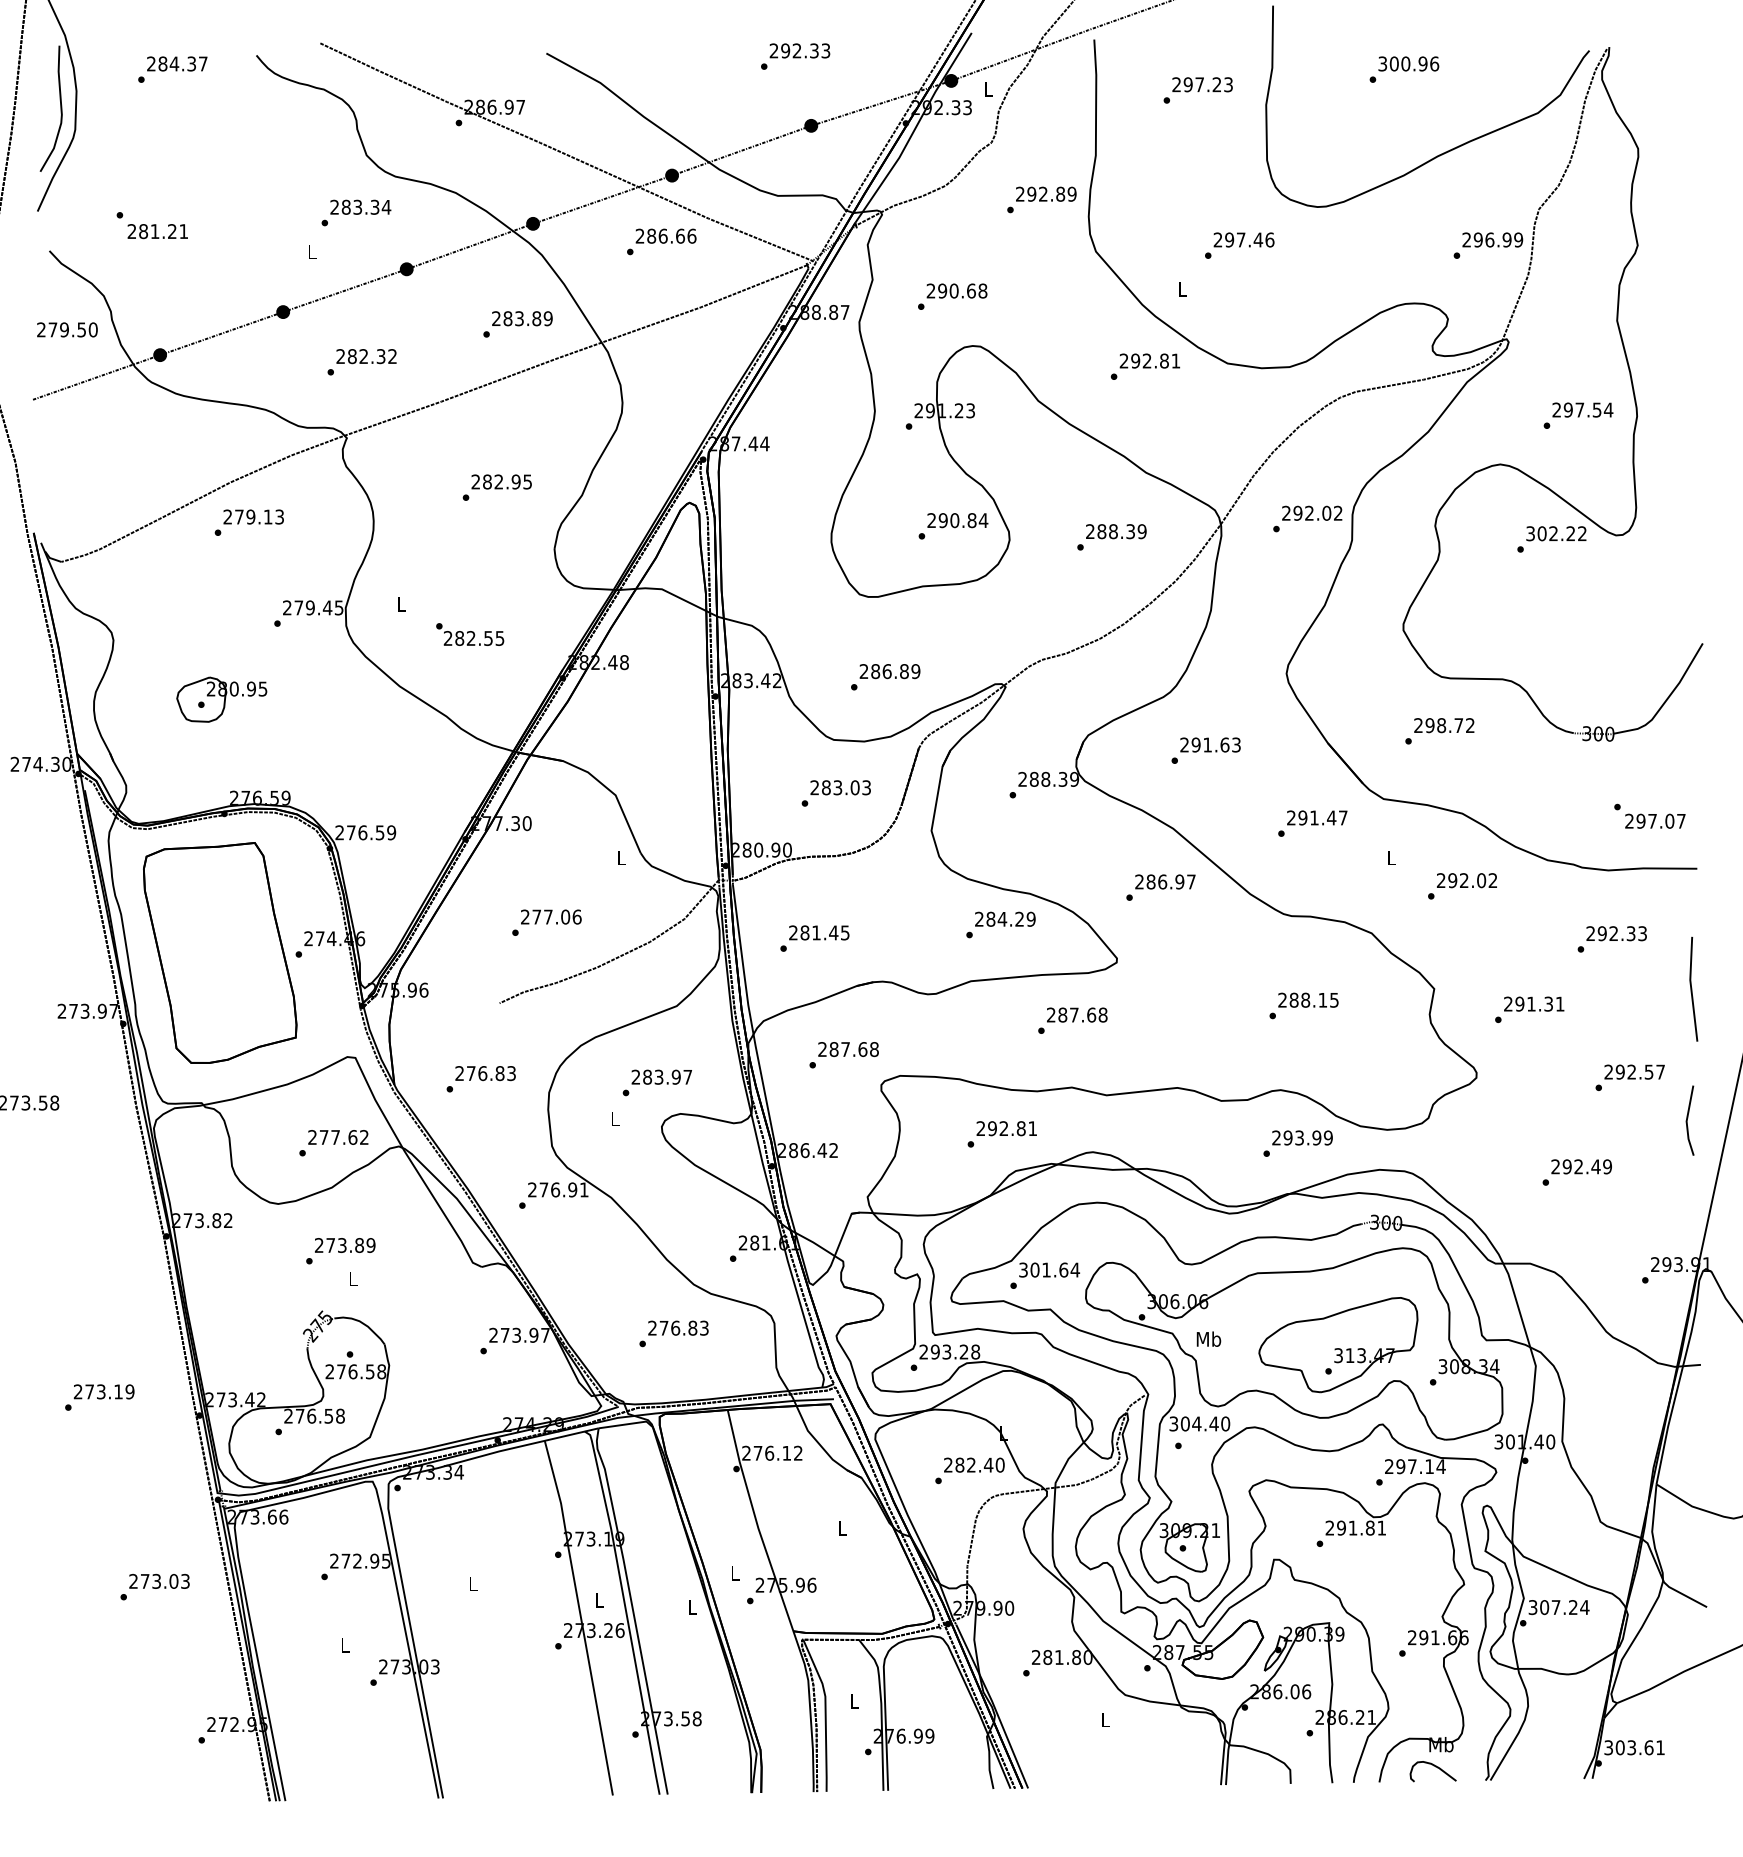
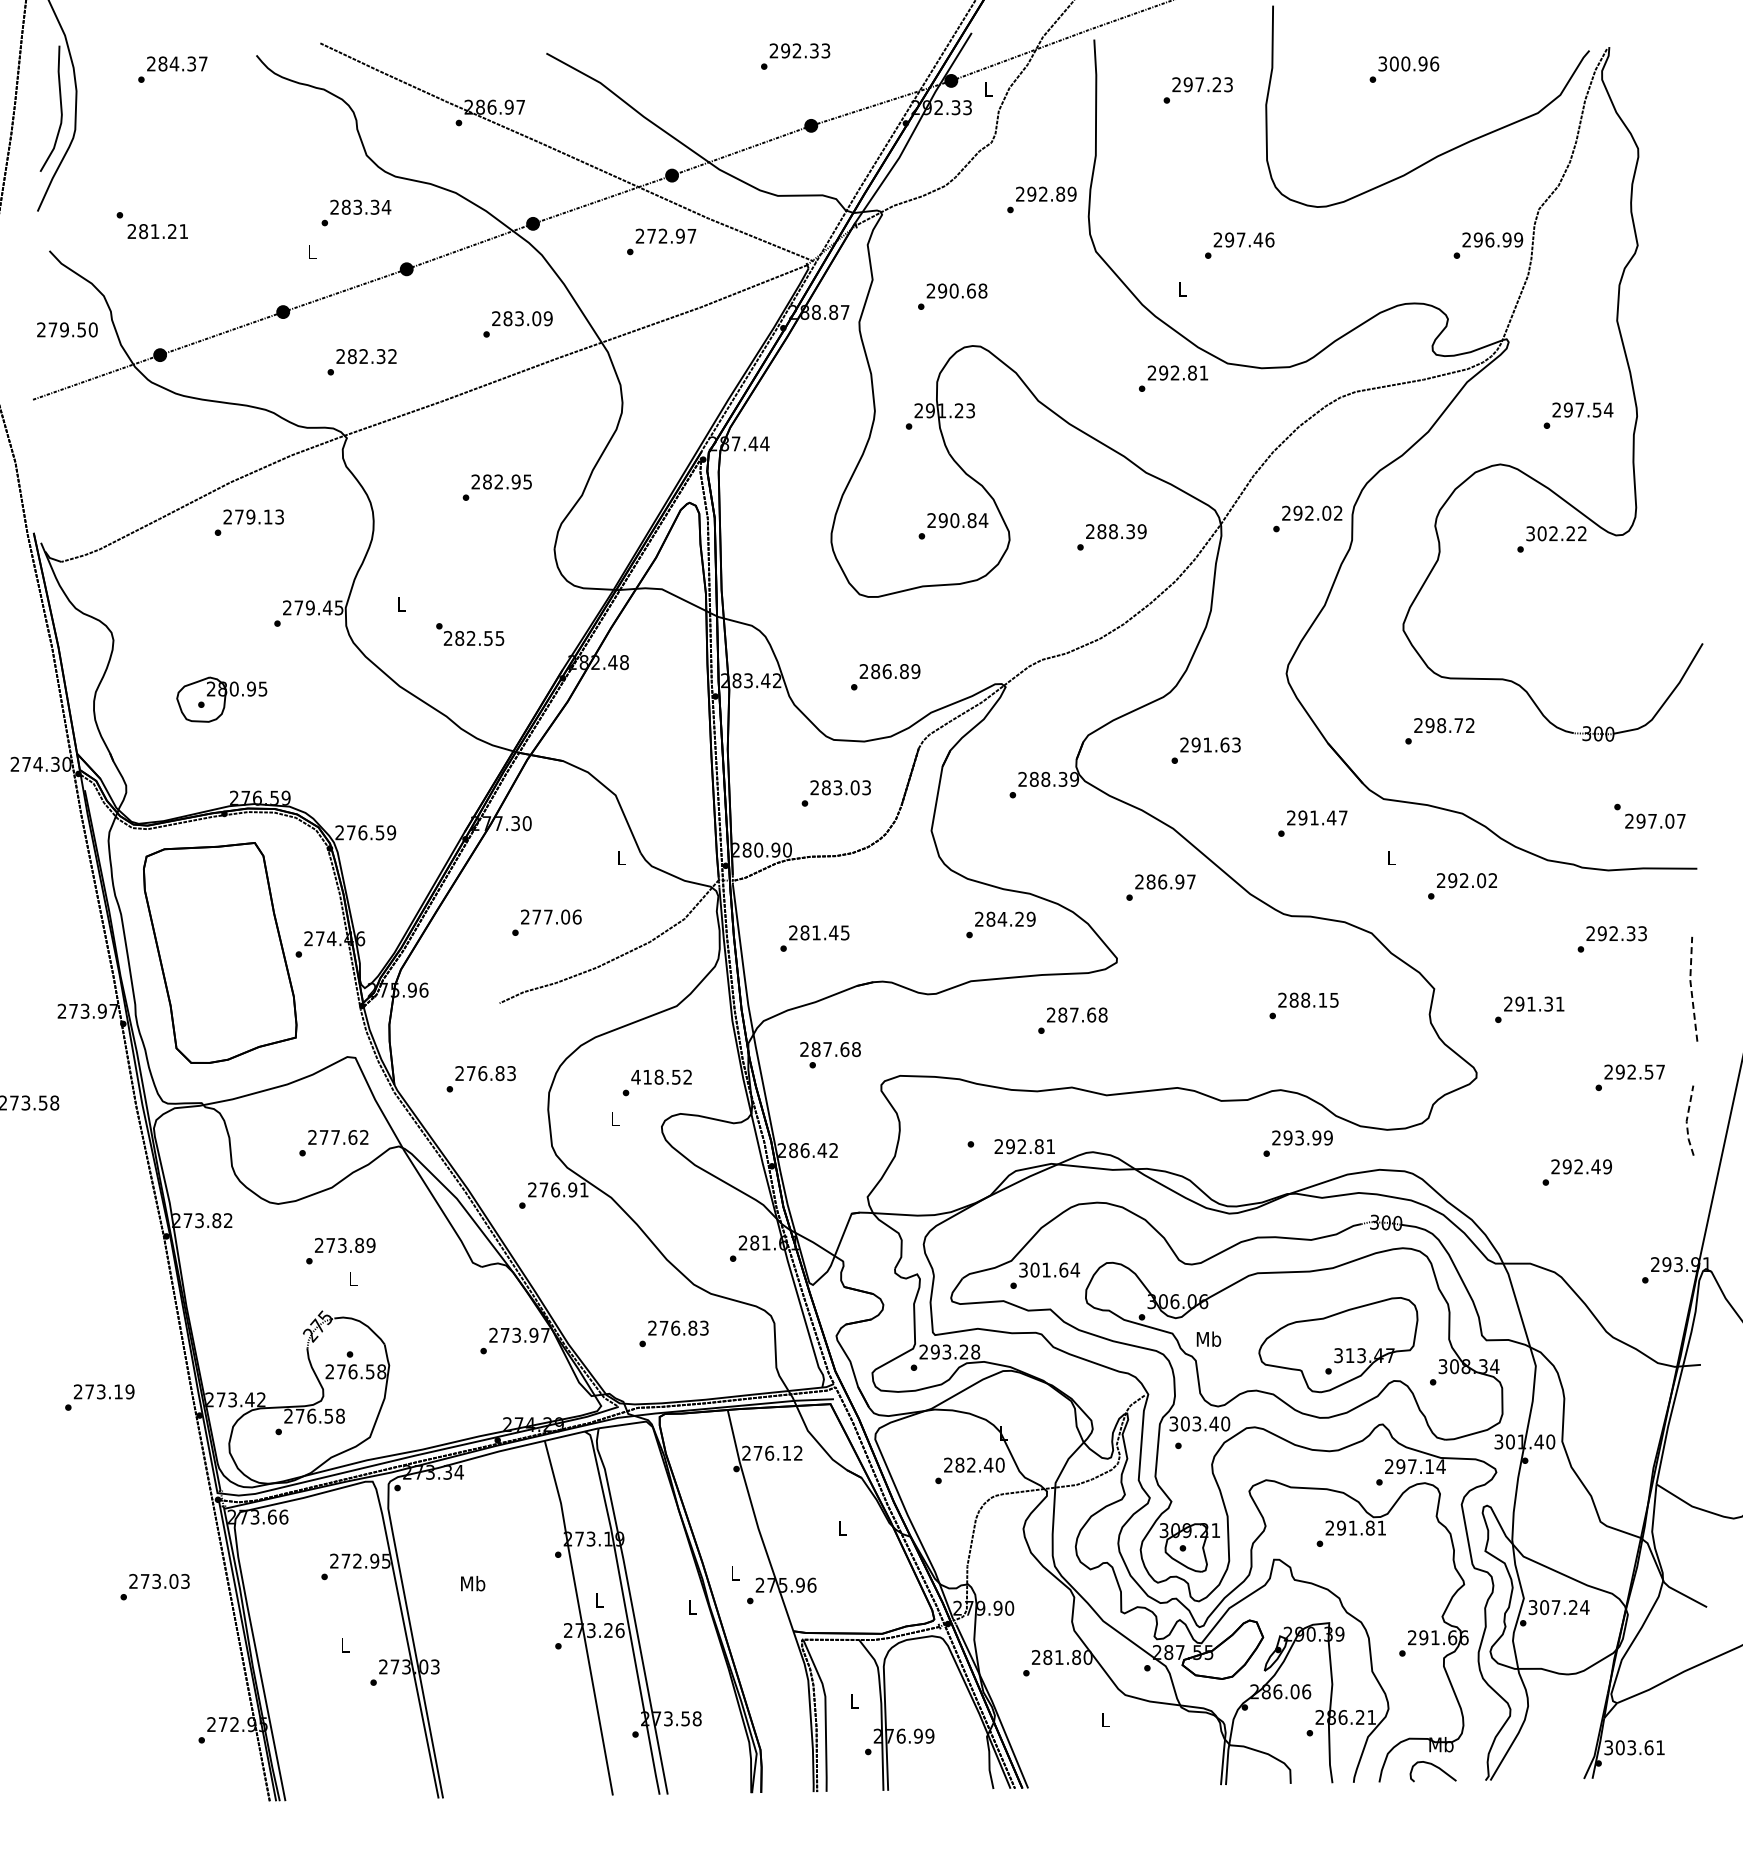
text: 286.66 -> 272.97 (671, 235)
text: 283.89 -> 283.09 (536, 318)
text position: (1145, 366) -> (1173, 378) (1173, 378)
line: solid -> dashed (1691, 988)
text position: (848, 1049) -> (830, 1049) (830, 1049)
text: 283.97 -> 418.52 (661, 1076)
line: solid -> dashed (1686, 1121)
text position: (1006, 1128) -> (1024, 1146) (1024, 1146)
text: 304.40 -> 303.40 (1196, 1423)
text: L -> Mb (473, 1583)
